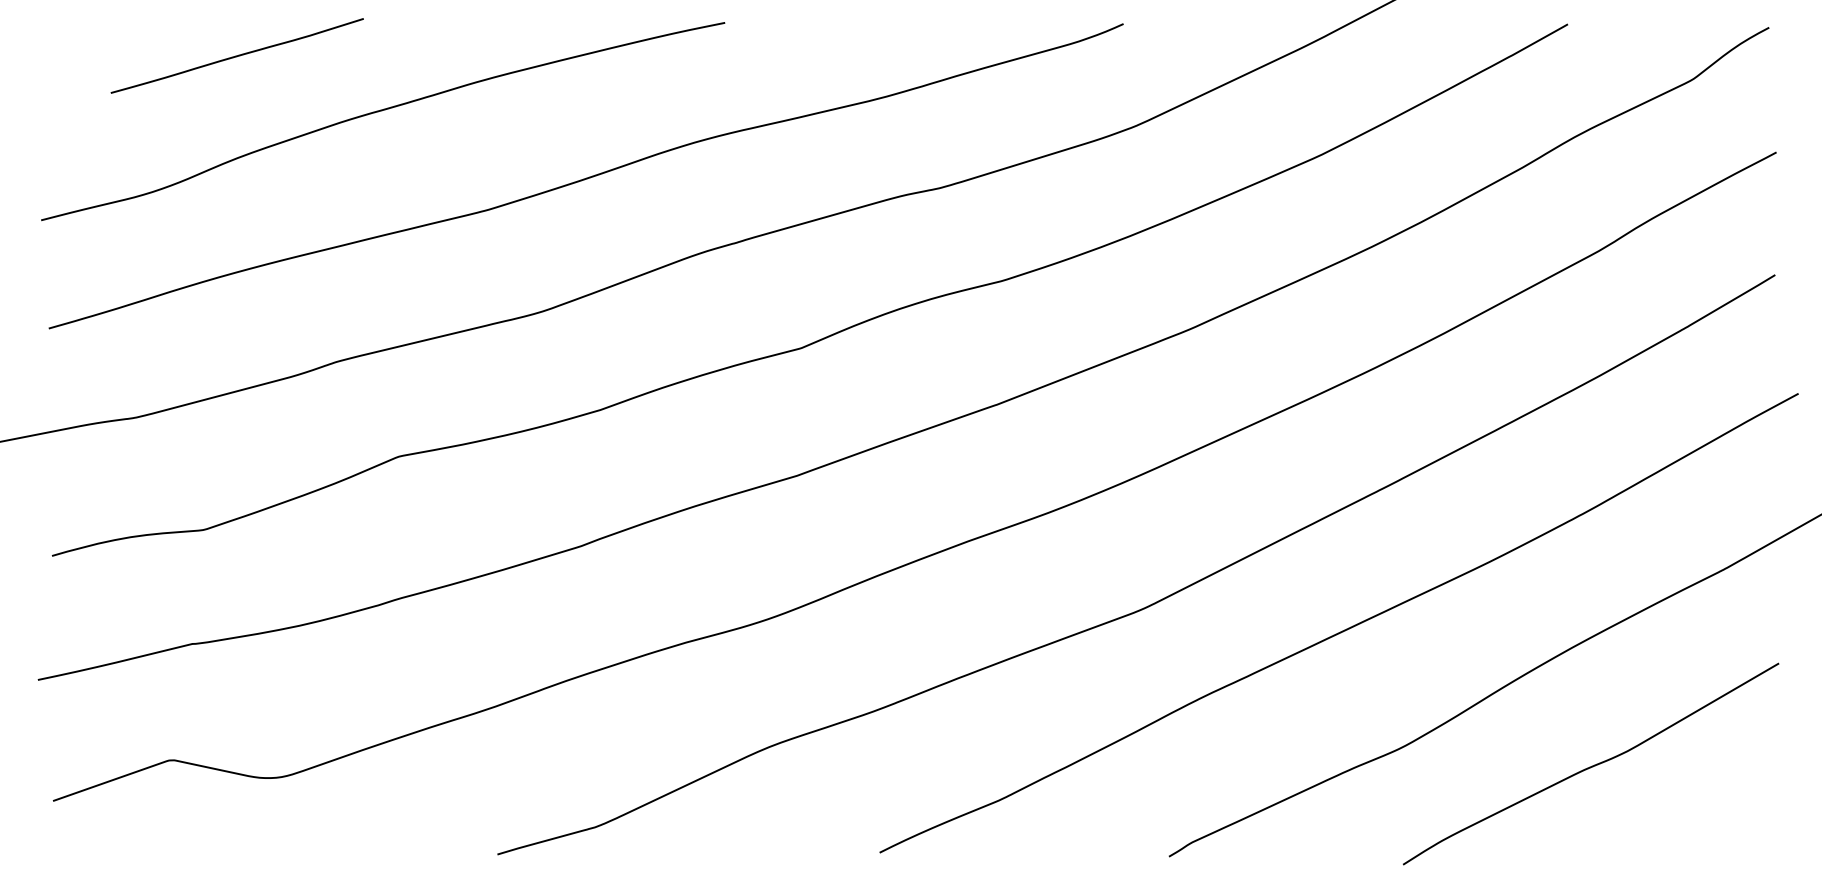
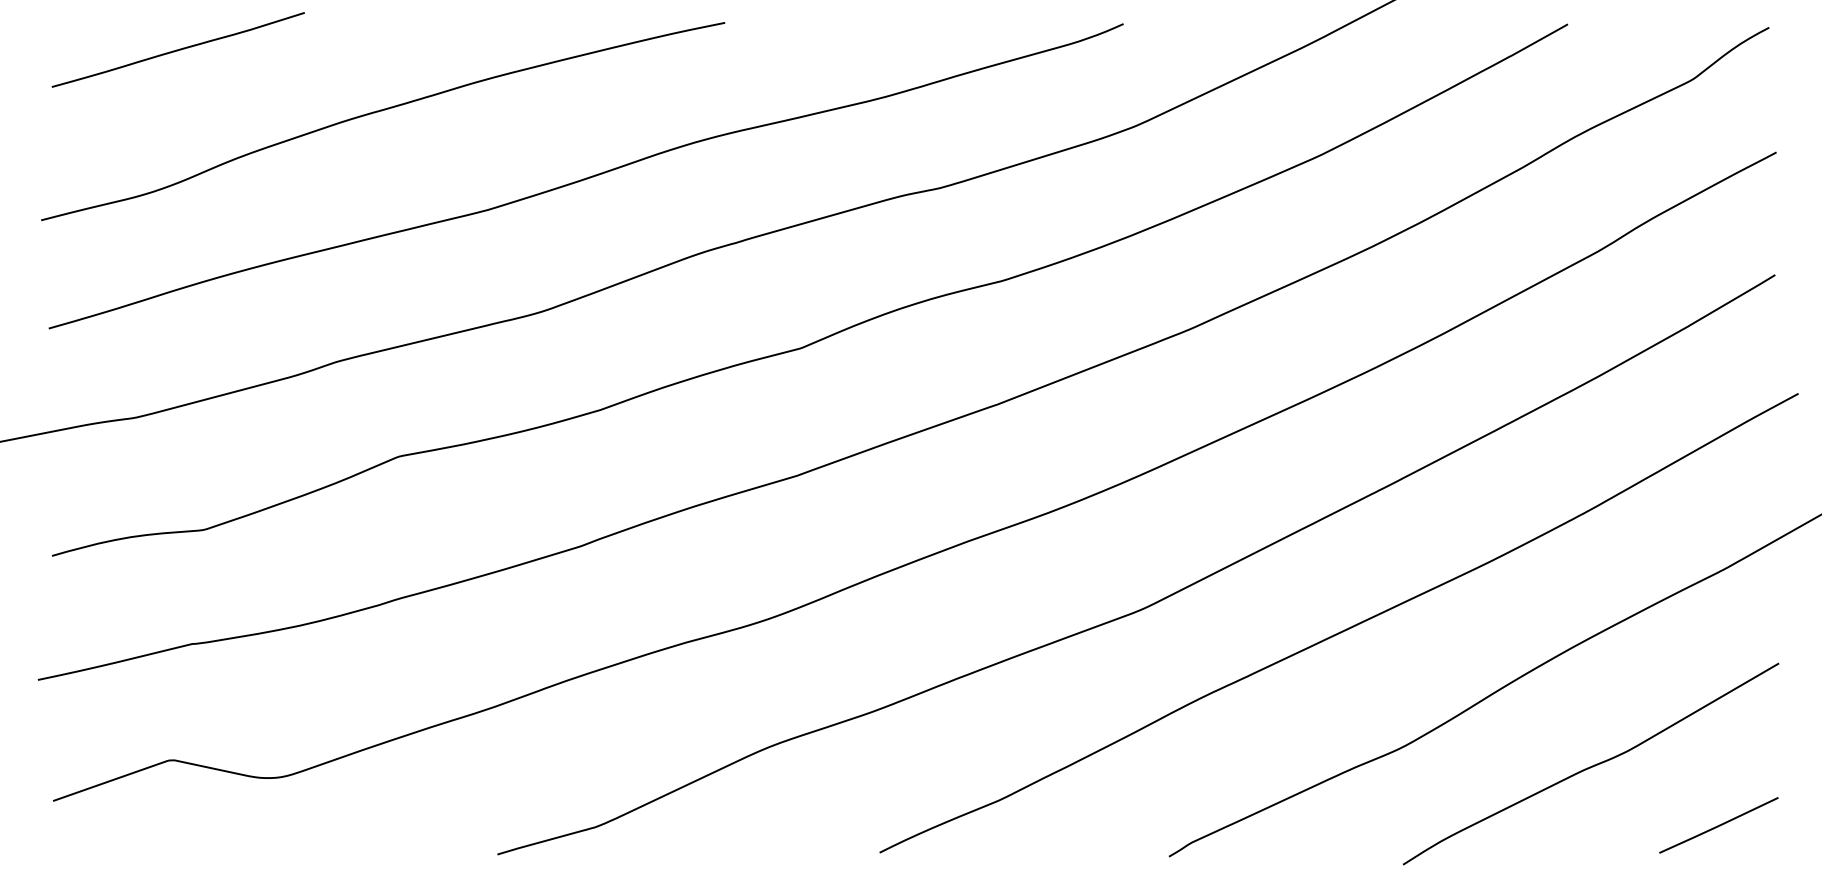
curve position: (236, 55) -> (177, 49) (177, 49)
line: none -> present (1718, 825)
